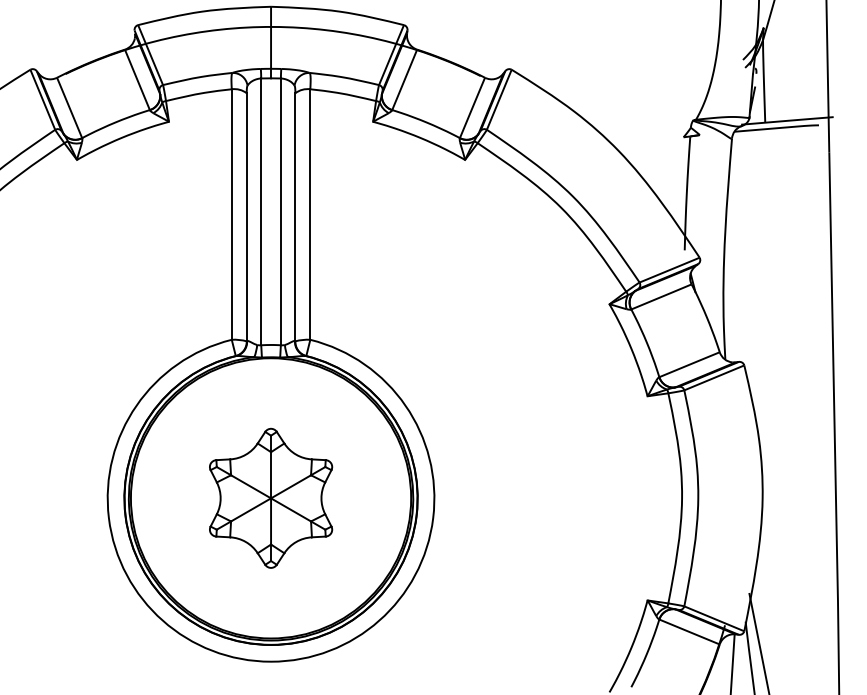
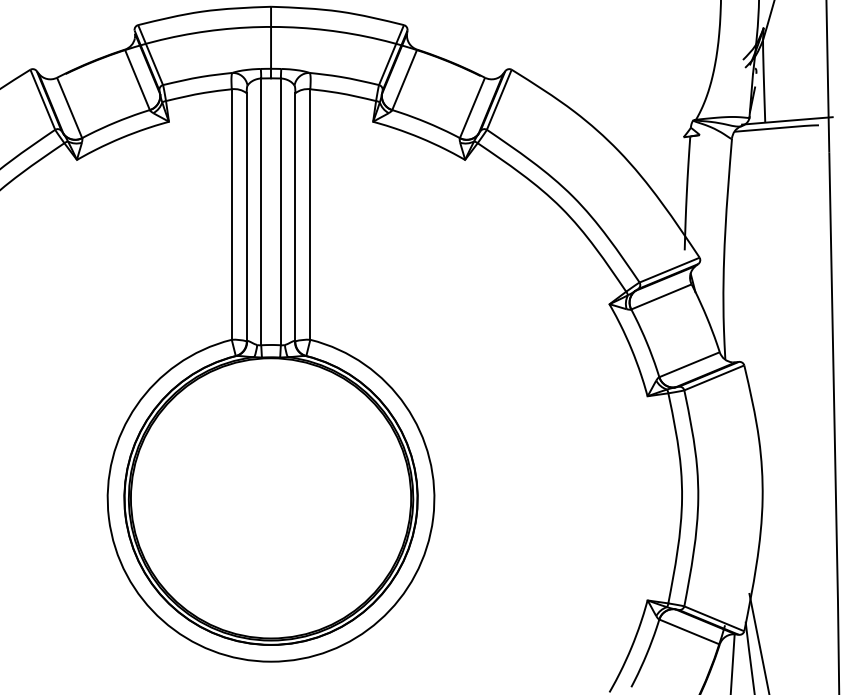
part: present -> none (271, 497)
